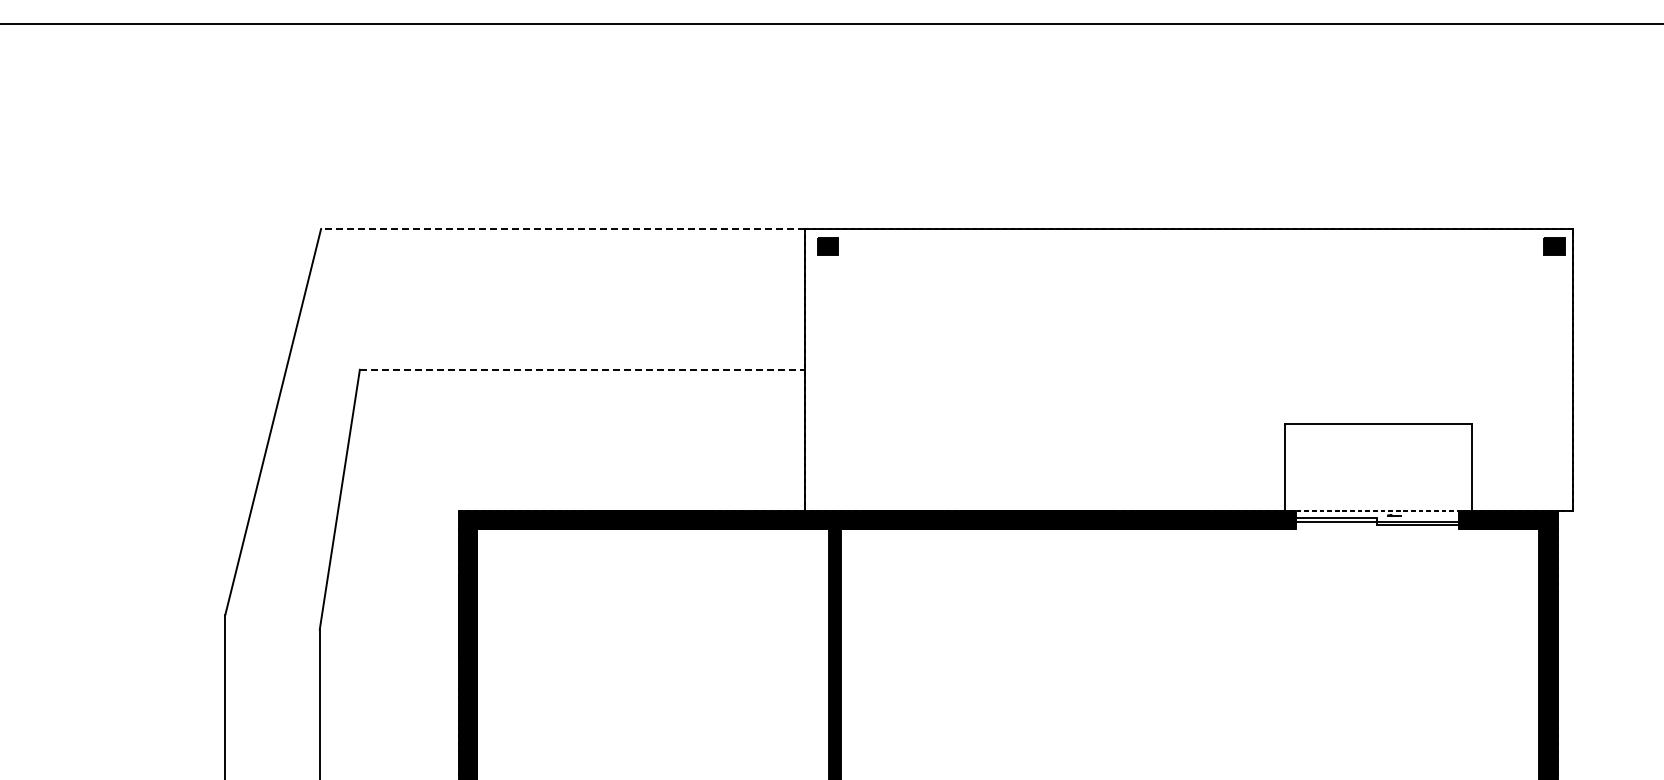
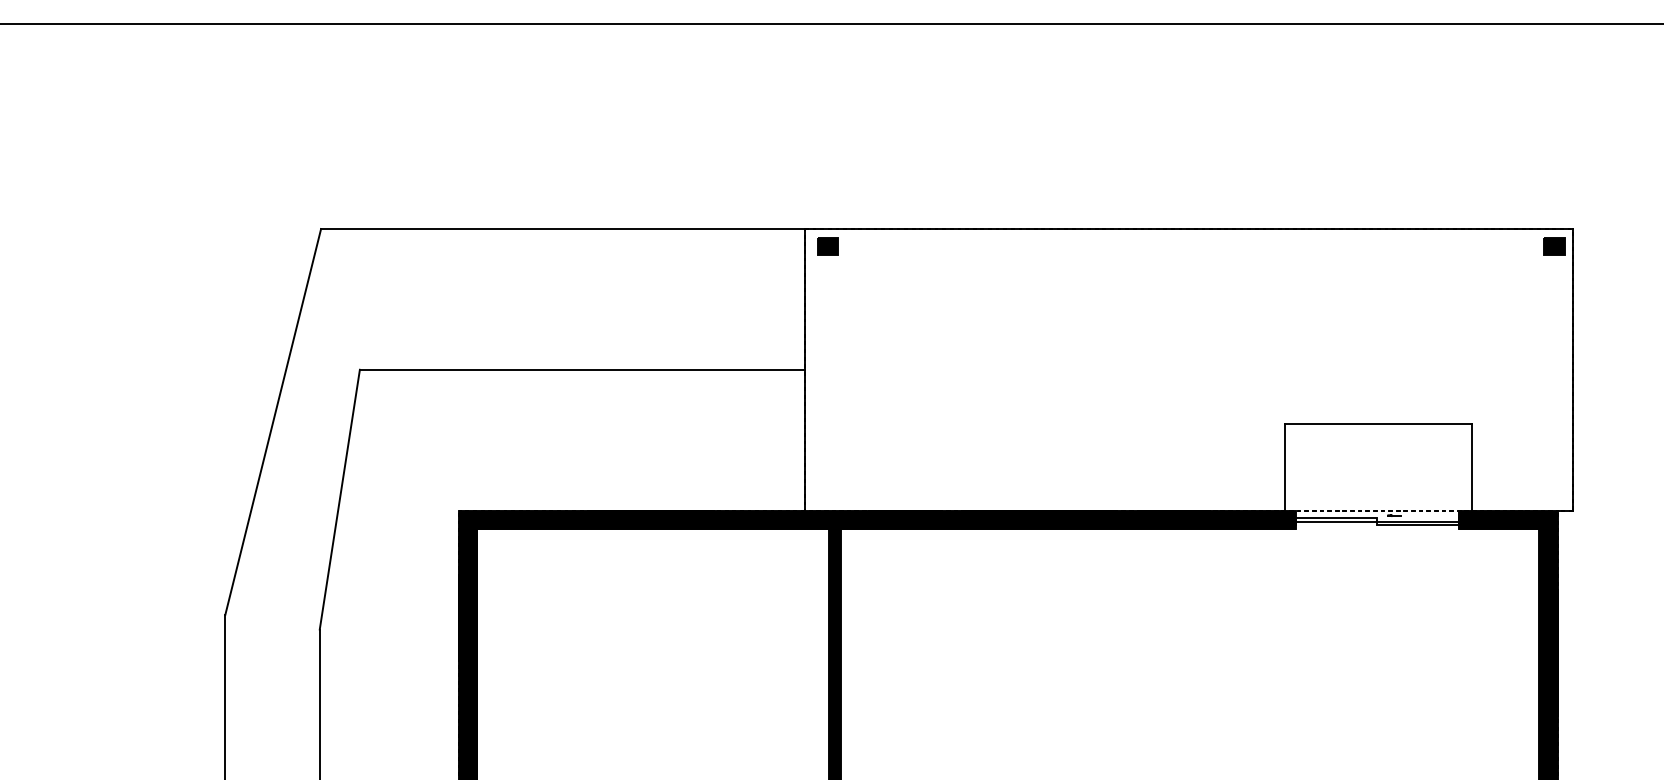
line: dashed -> solid (562, 229)
line: dashed -> solid (582, 369)
